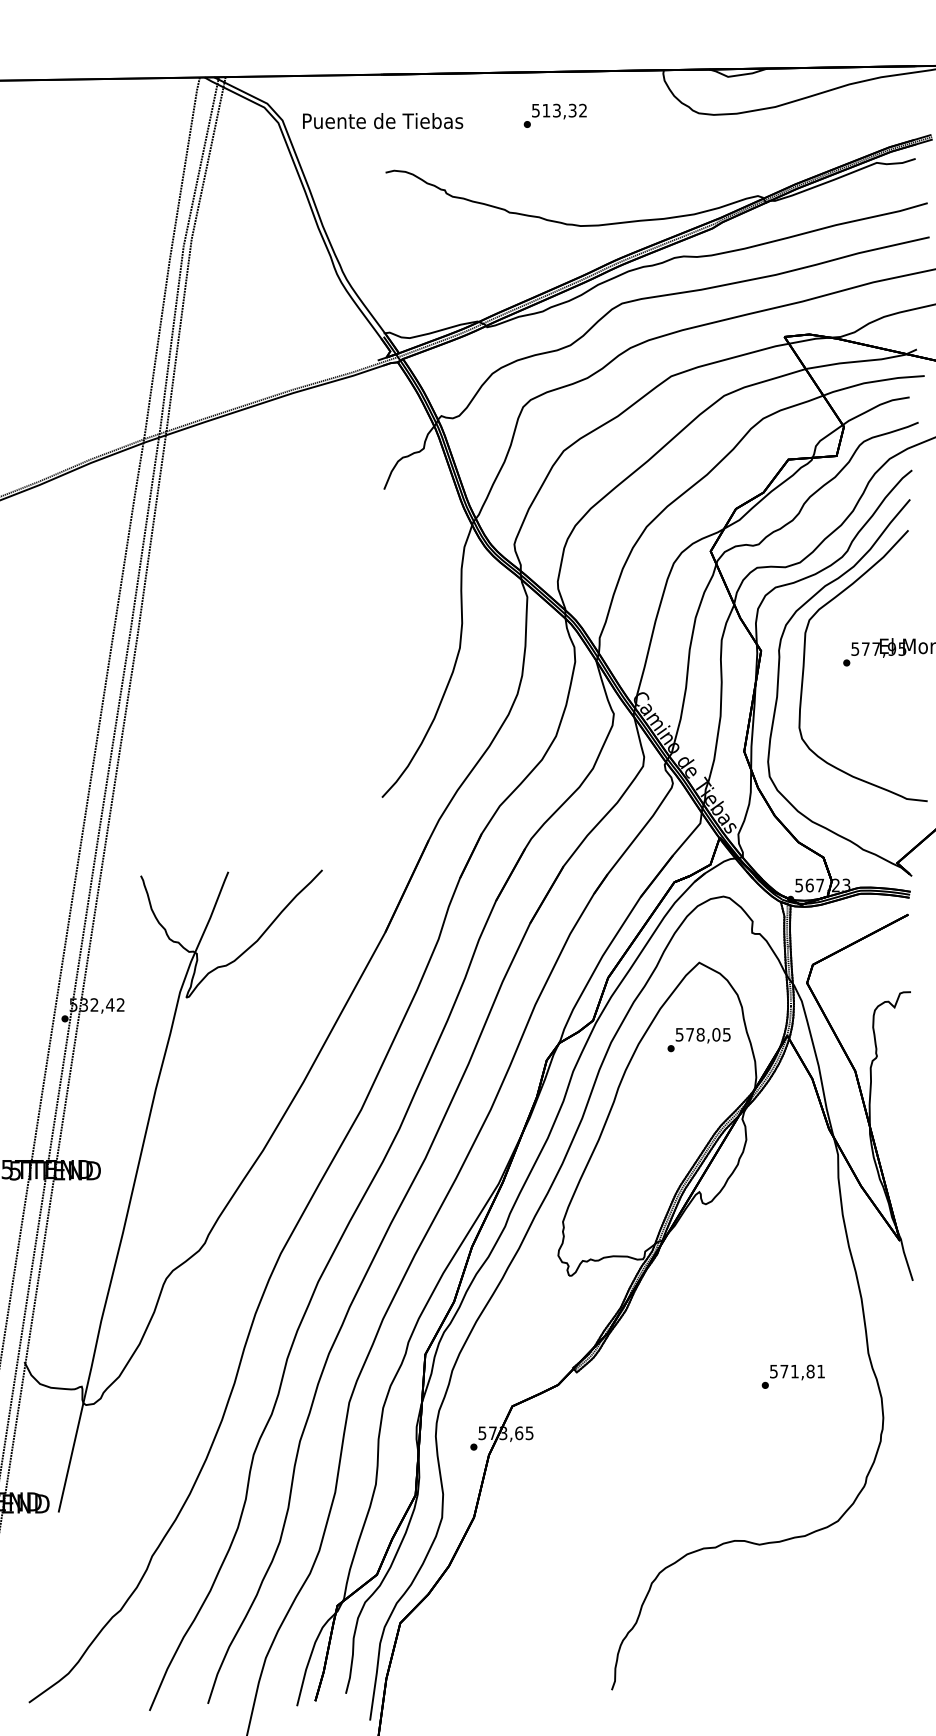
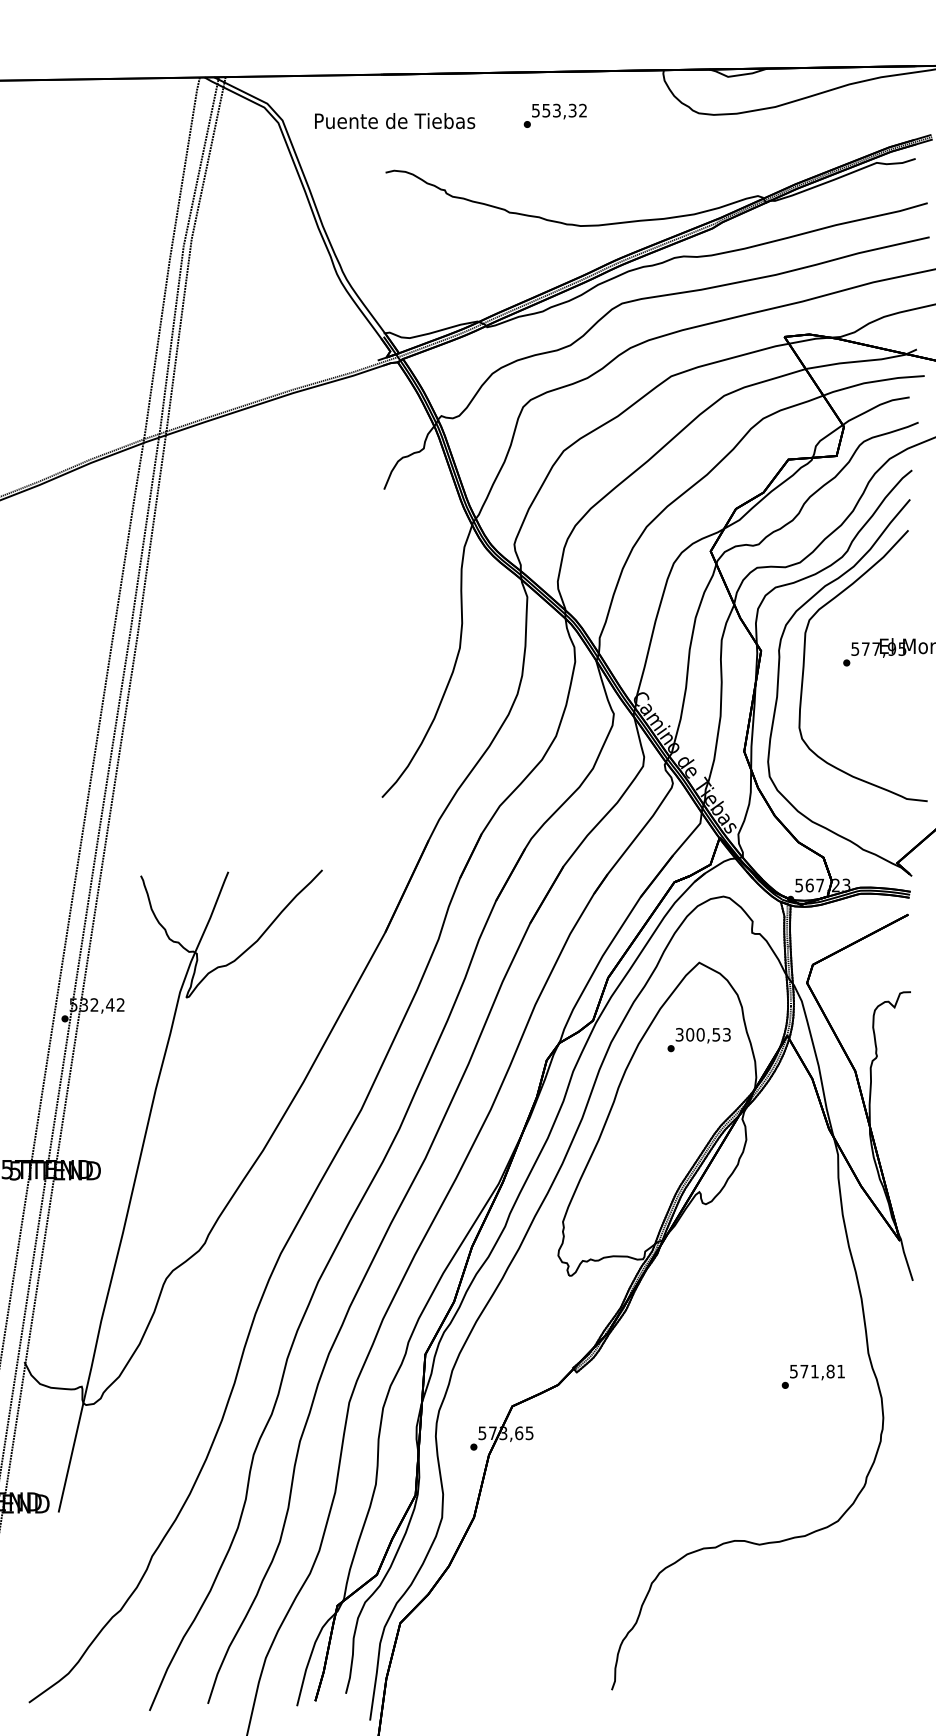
text: 513,32 -> 553,32 (546, 110)
text position: (383, 121) -> (395, 121) (395, 121)
text: 578,05 -> 300,53 (703, 1034)
text position: (792, 1376) -> (812, 1376) (812, 1376)
